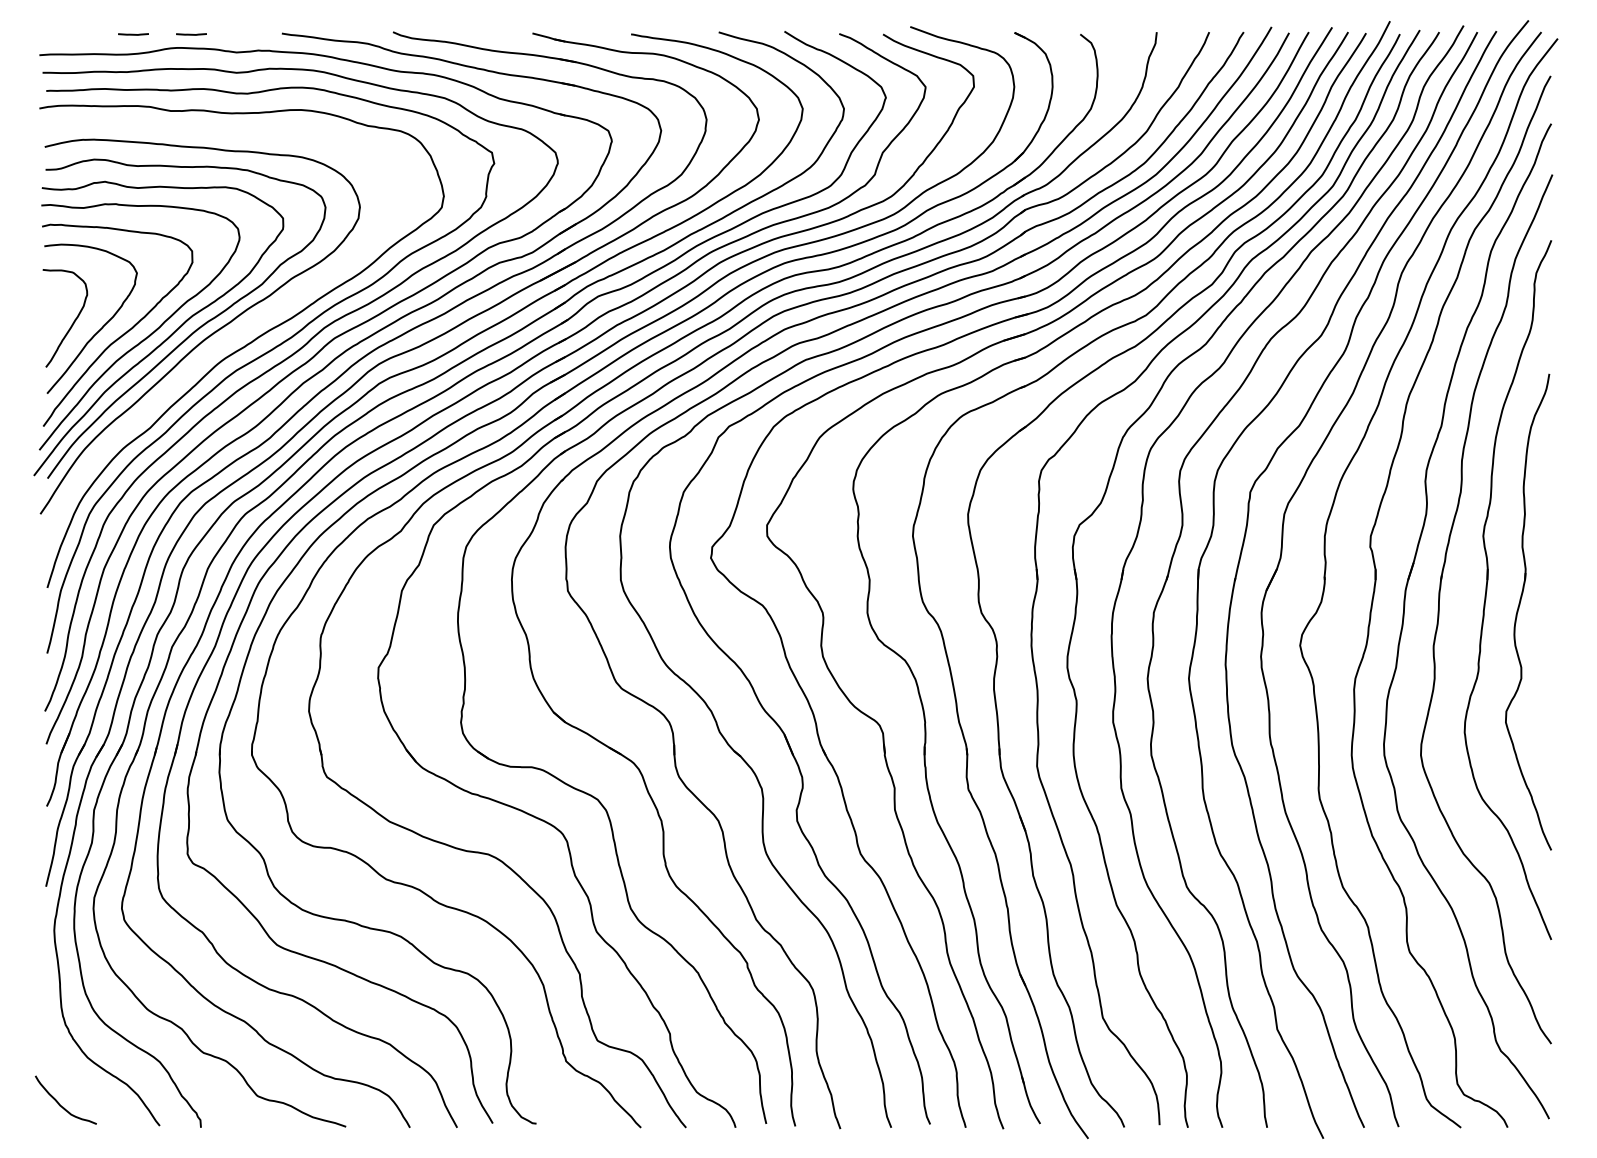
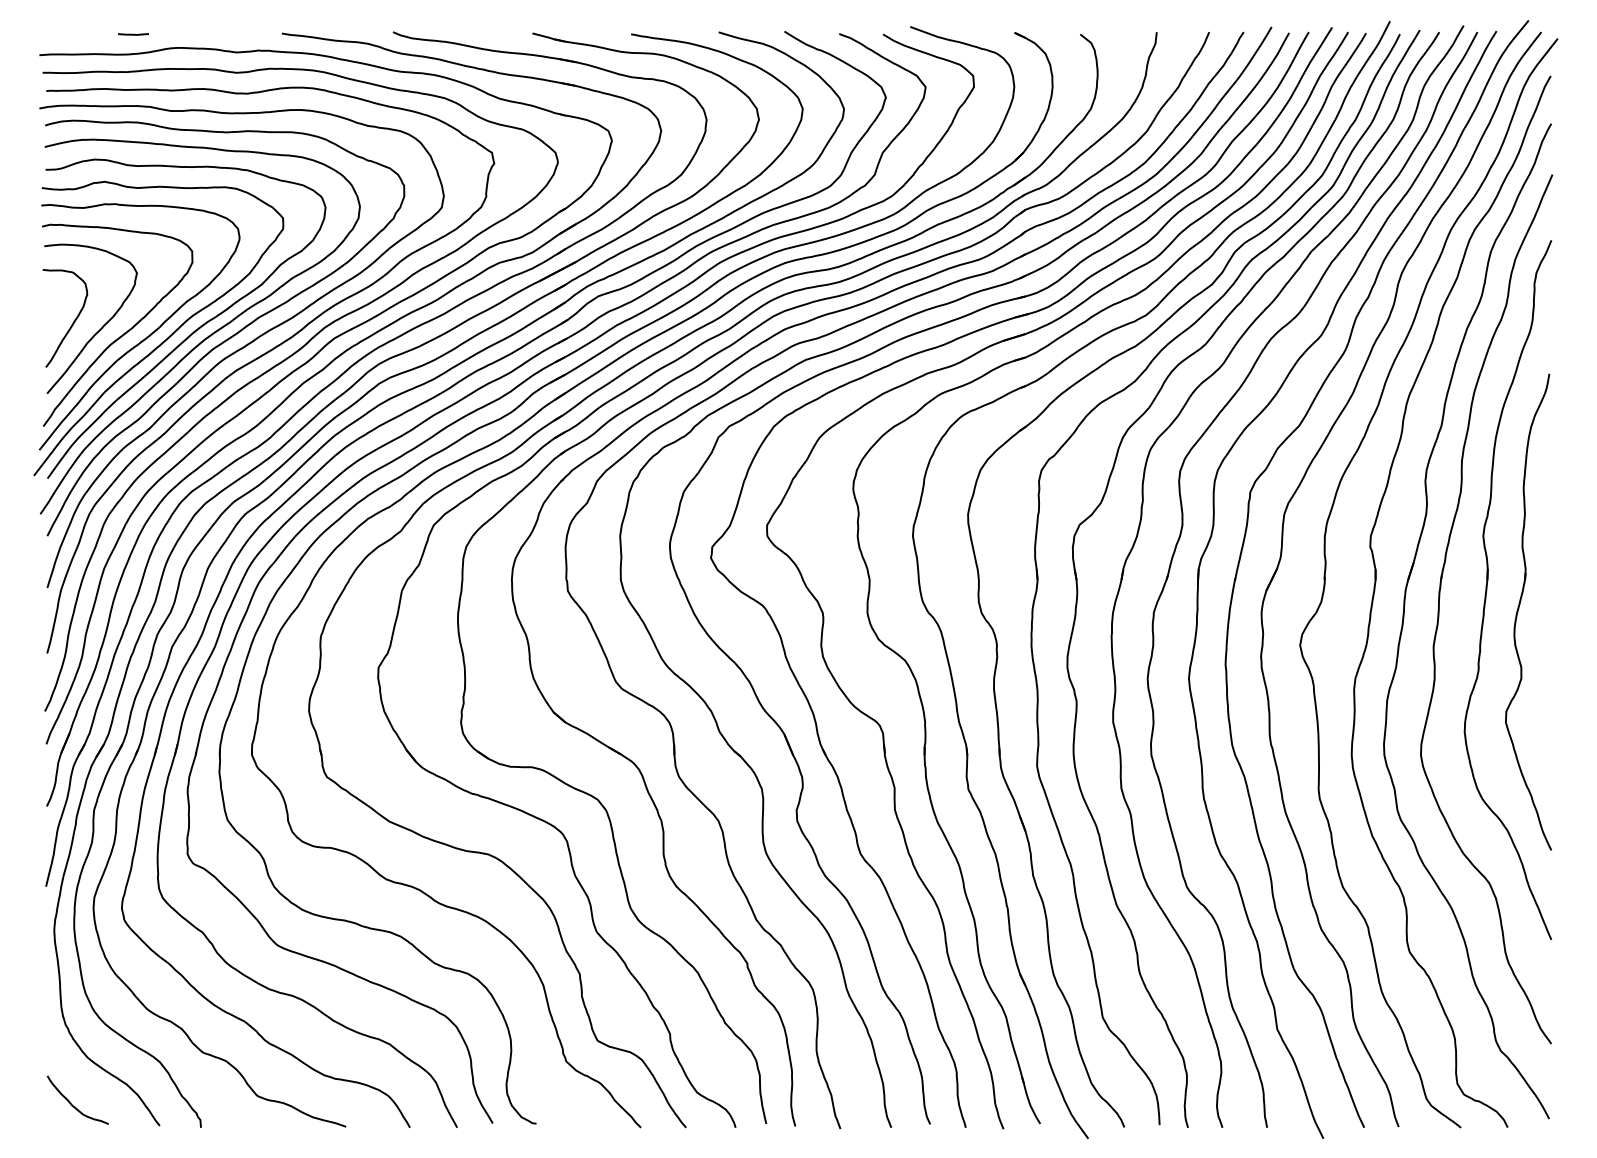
line: present -> none (191, 34)
curve: none -> present (230, 336)
curve position: (60, 1104) -> (72, 1104) (72, 1104)
